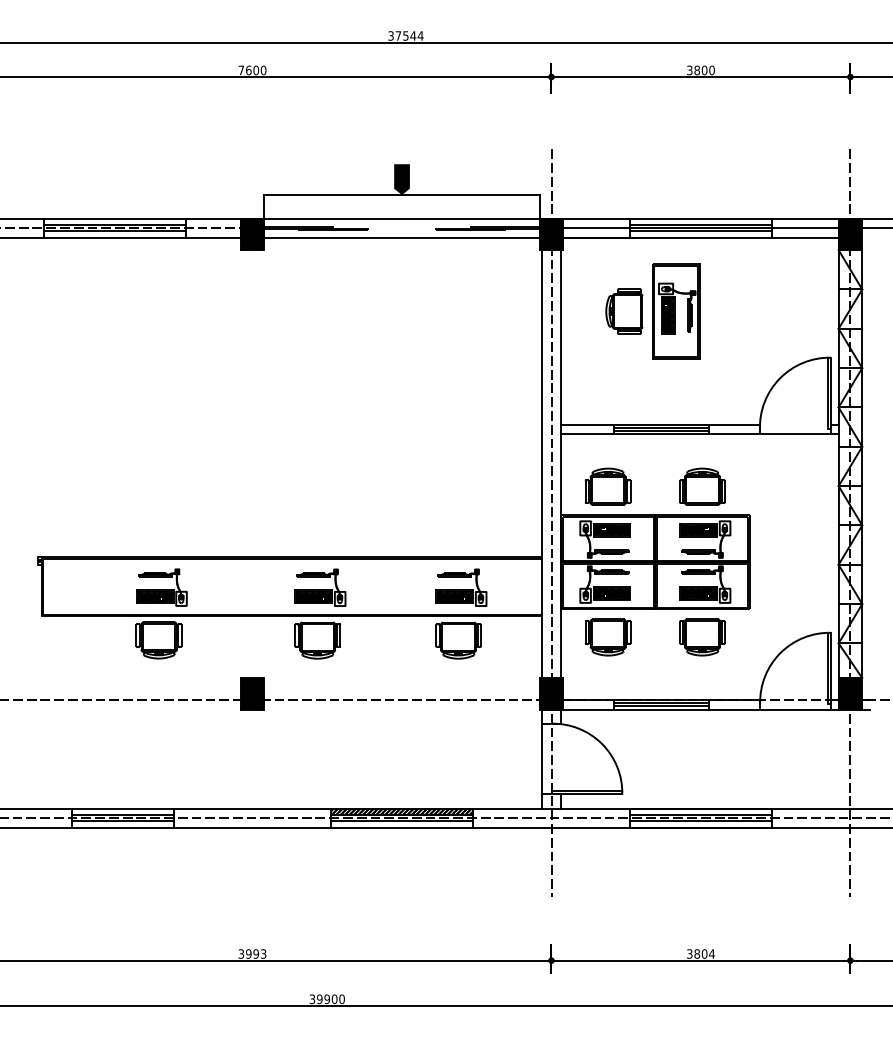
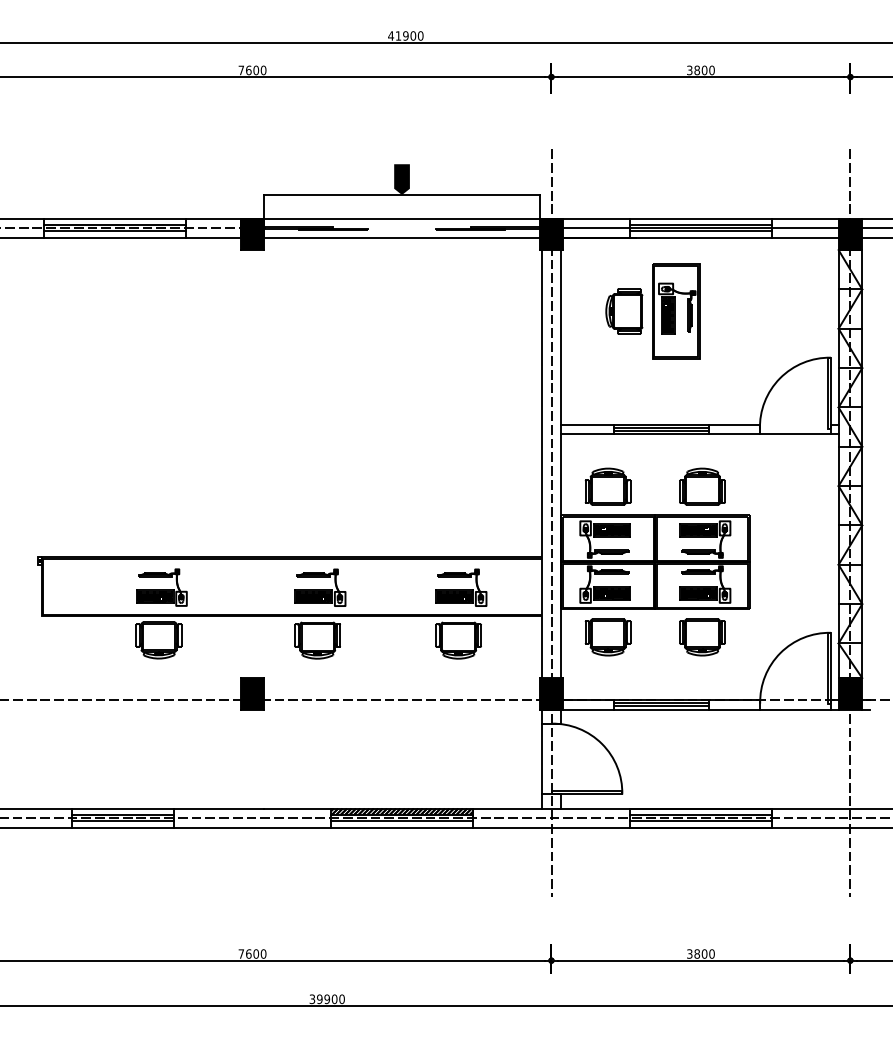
text: 37544 -> 41900 (405, 35)
line: none -> present (875, 237)
text: 3993 -> 7600 (252, 953)
text: 3804 -> 3800 (711, 953)
